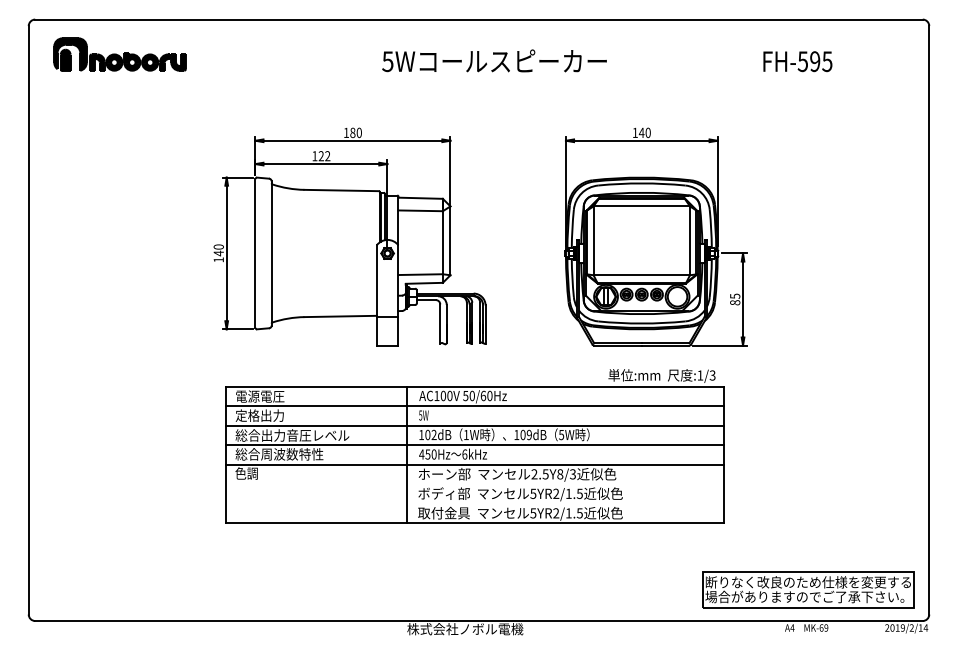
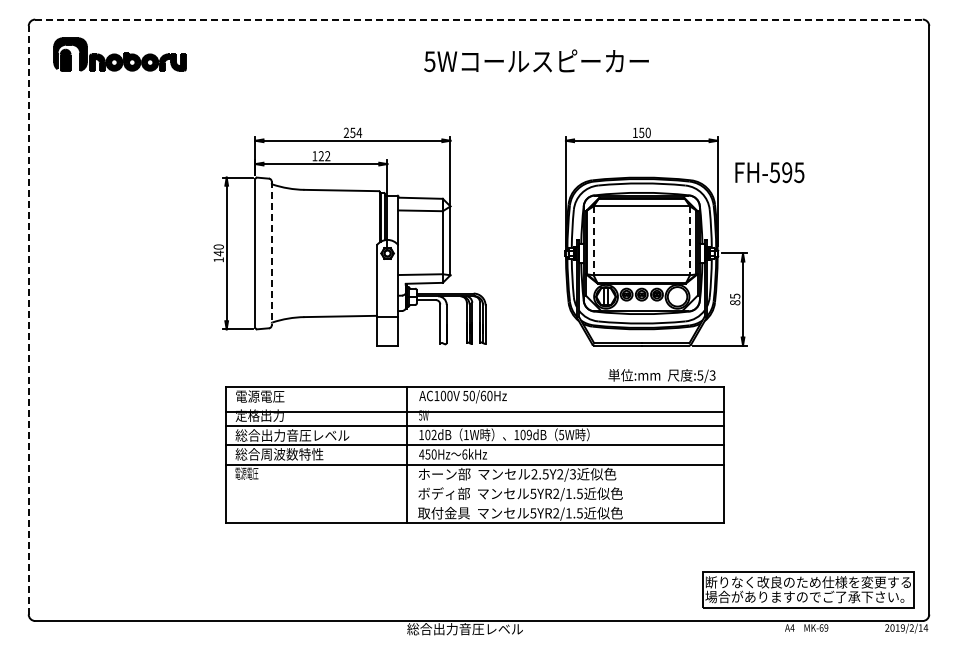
line: solid -> dashed (479, 19)
text position: (494, 60) -> (536, 60) (536, 60)
text position: (797, 61) -> (769, 172) (769, 172)
text: 180 -> 254 (352, 132)
text: 140 -> 150 (641, 132)
line: solid -> dashed (593, 241)
line: solid -> dashed (690, 241)
line: solid -> dashed (271, 253)
line: solid -> dashed (28, 319)
text: :1/3 -> :5/3 (700, 375)
line position: (474, 406) -> (474, 412) (474, 412)
text: 色調 -> 電源電圧 (246, 473)
text: 2.5Y8/3 -> 2.5Y2/3 (560, 474)
text: 株式会社ノボル電機 -> 総合出力音圧レベル (465, 629)
